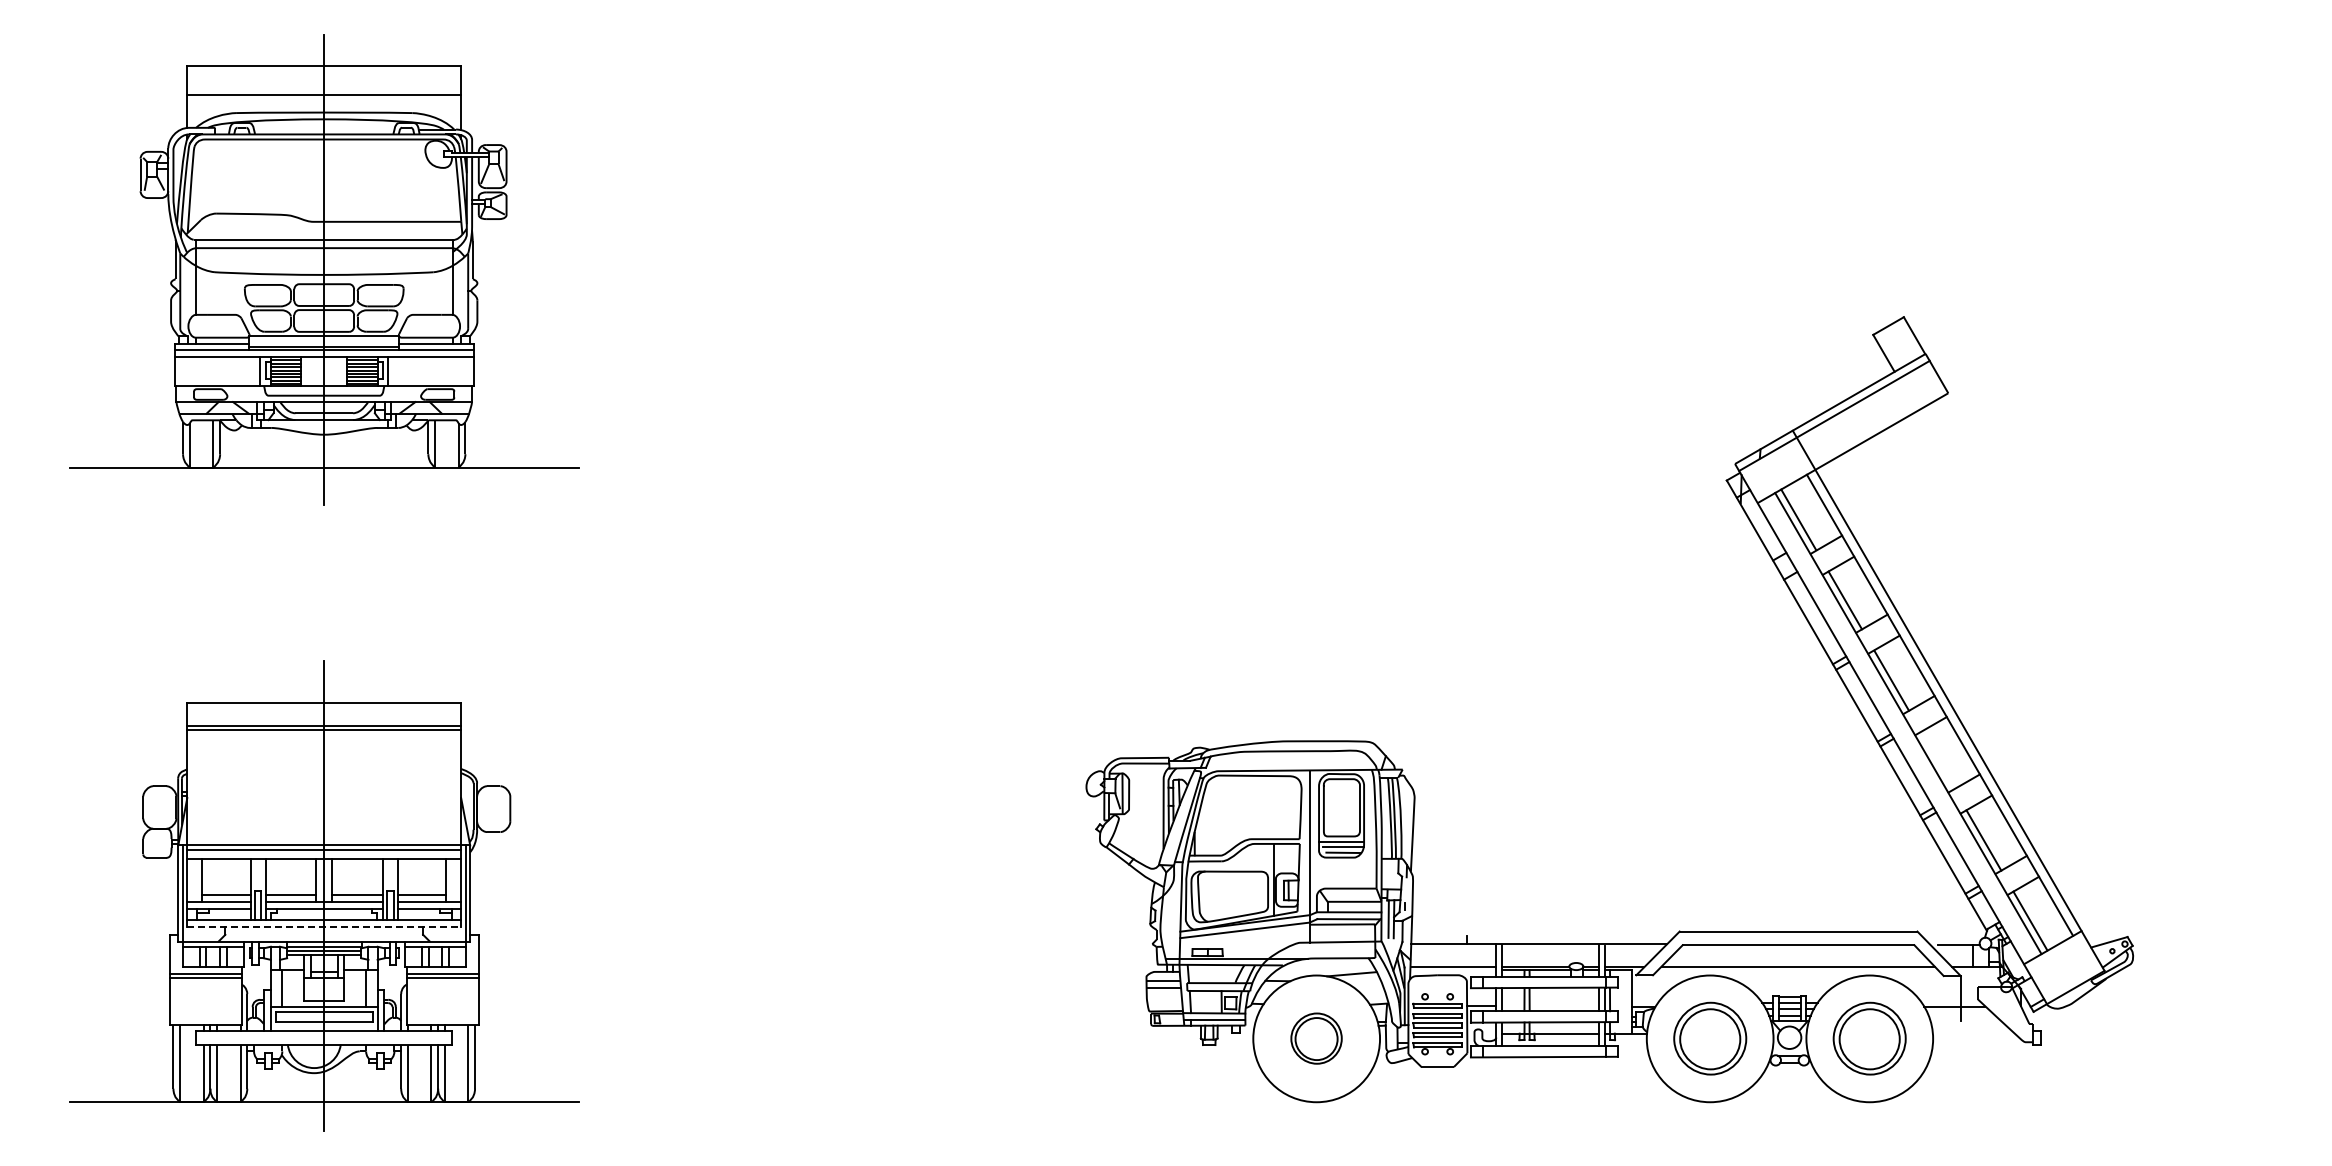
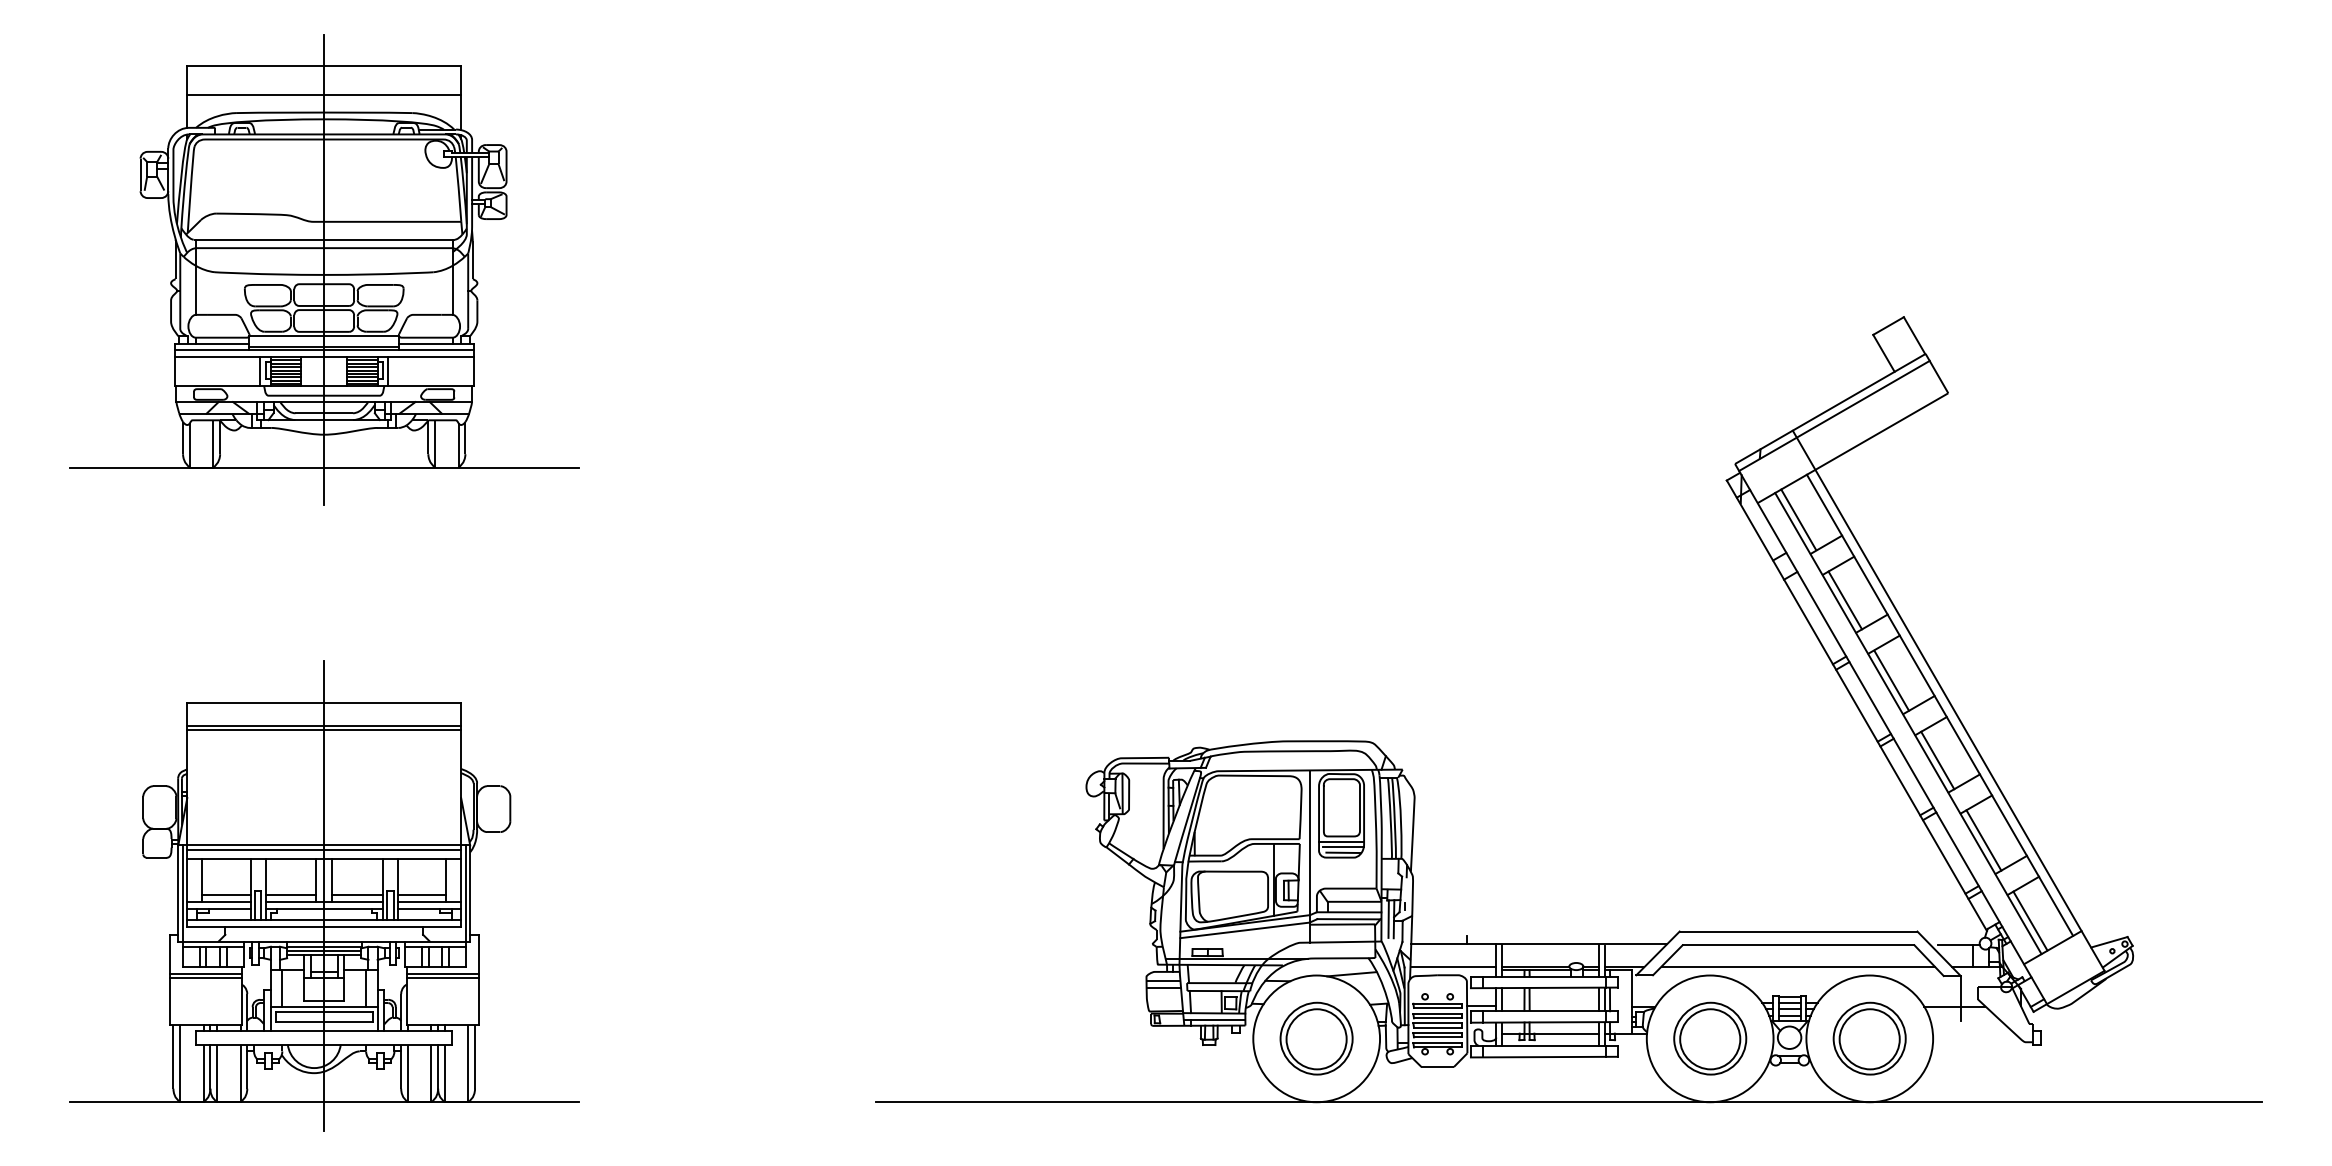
line: none -> present (1937, 760)
line: dashed -> solid (324, 926)
part size: 53x53 px -> 75x75 px (1316, 1038)
line: none -> present (1569, 1102)
